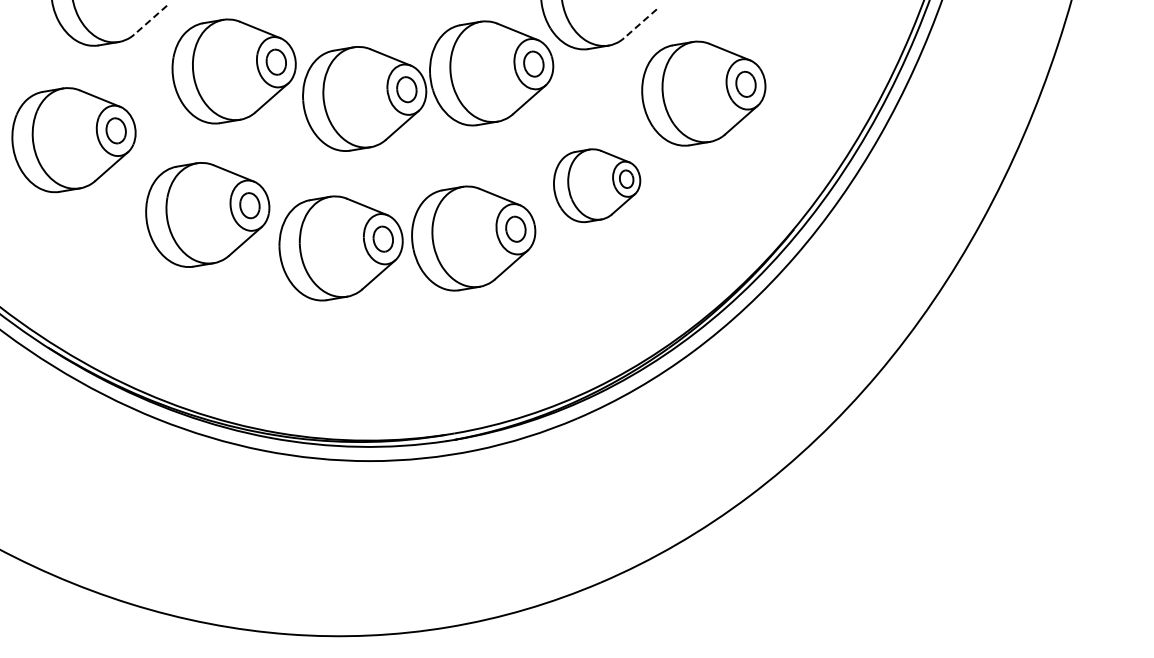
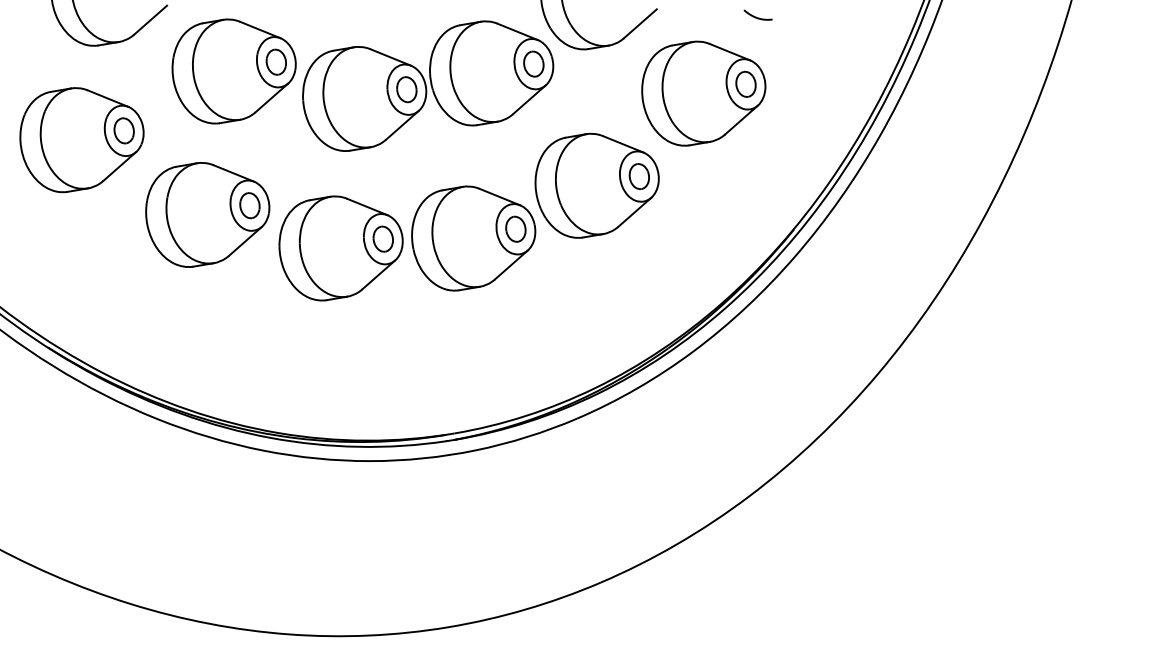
curve: none -> present (756, 16)
line: dashed -> solid (150, 20)
line: dashed -> solid (640, 23)
part position: (73, 140) -> (81, 140) (81, 140)
part size: 89x75 px -> 126x107 px (596, 185)
